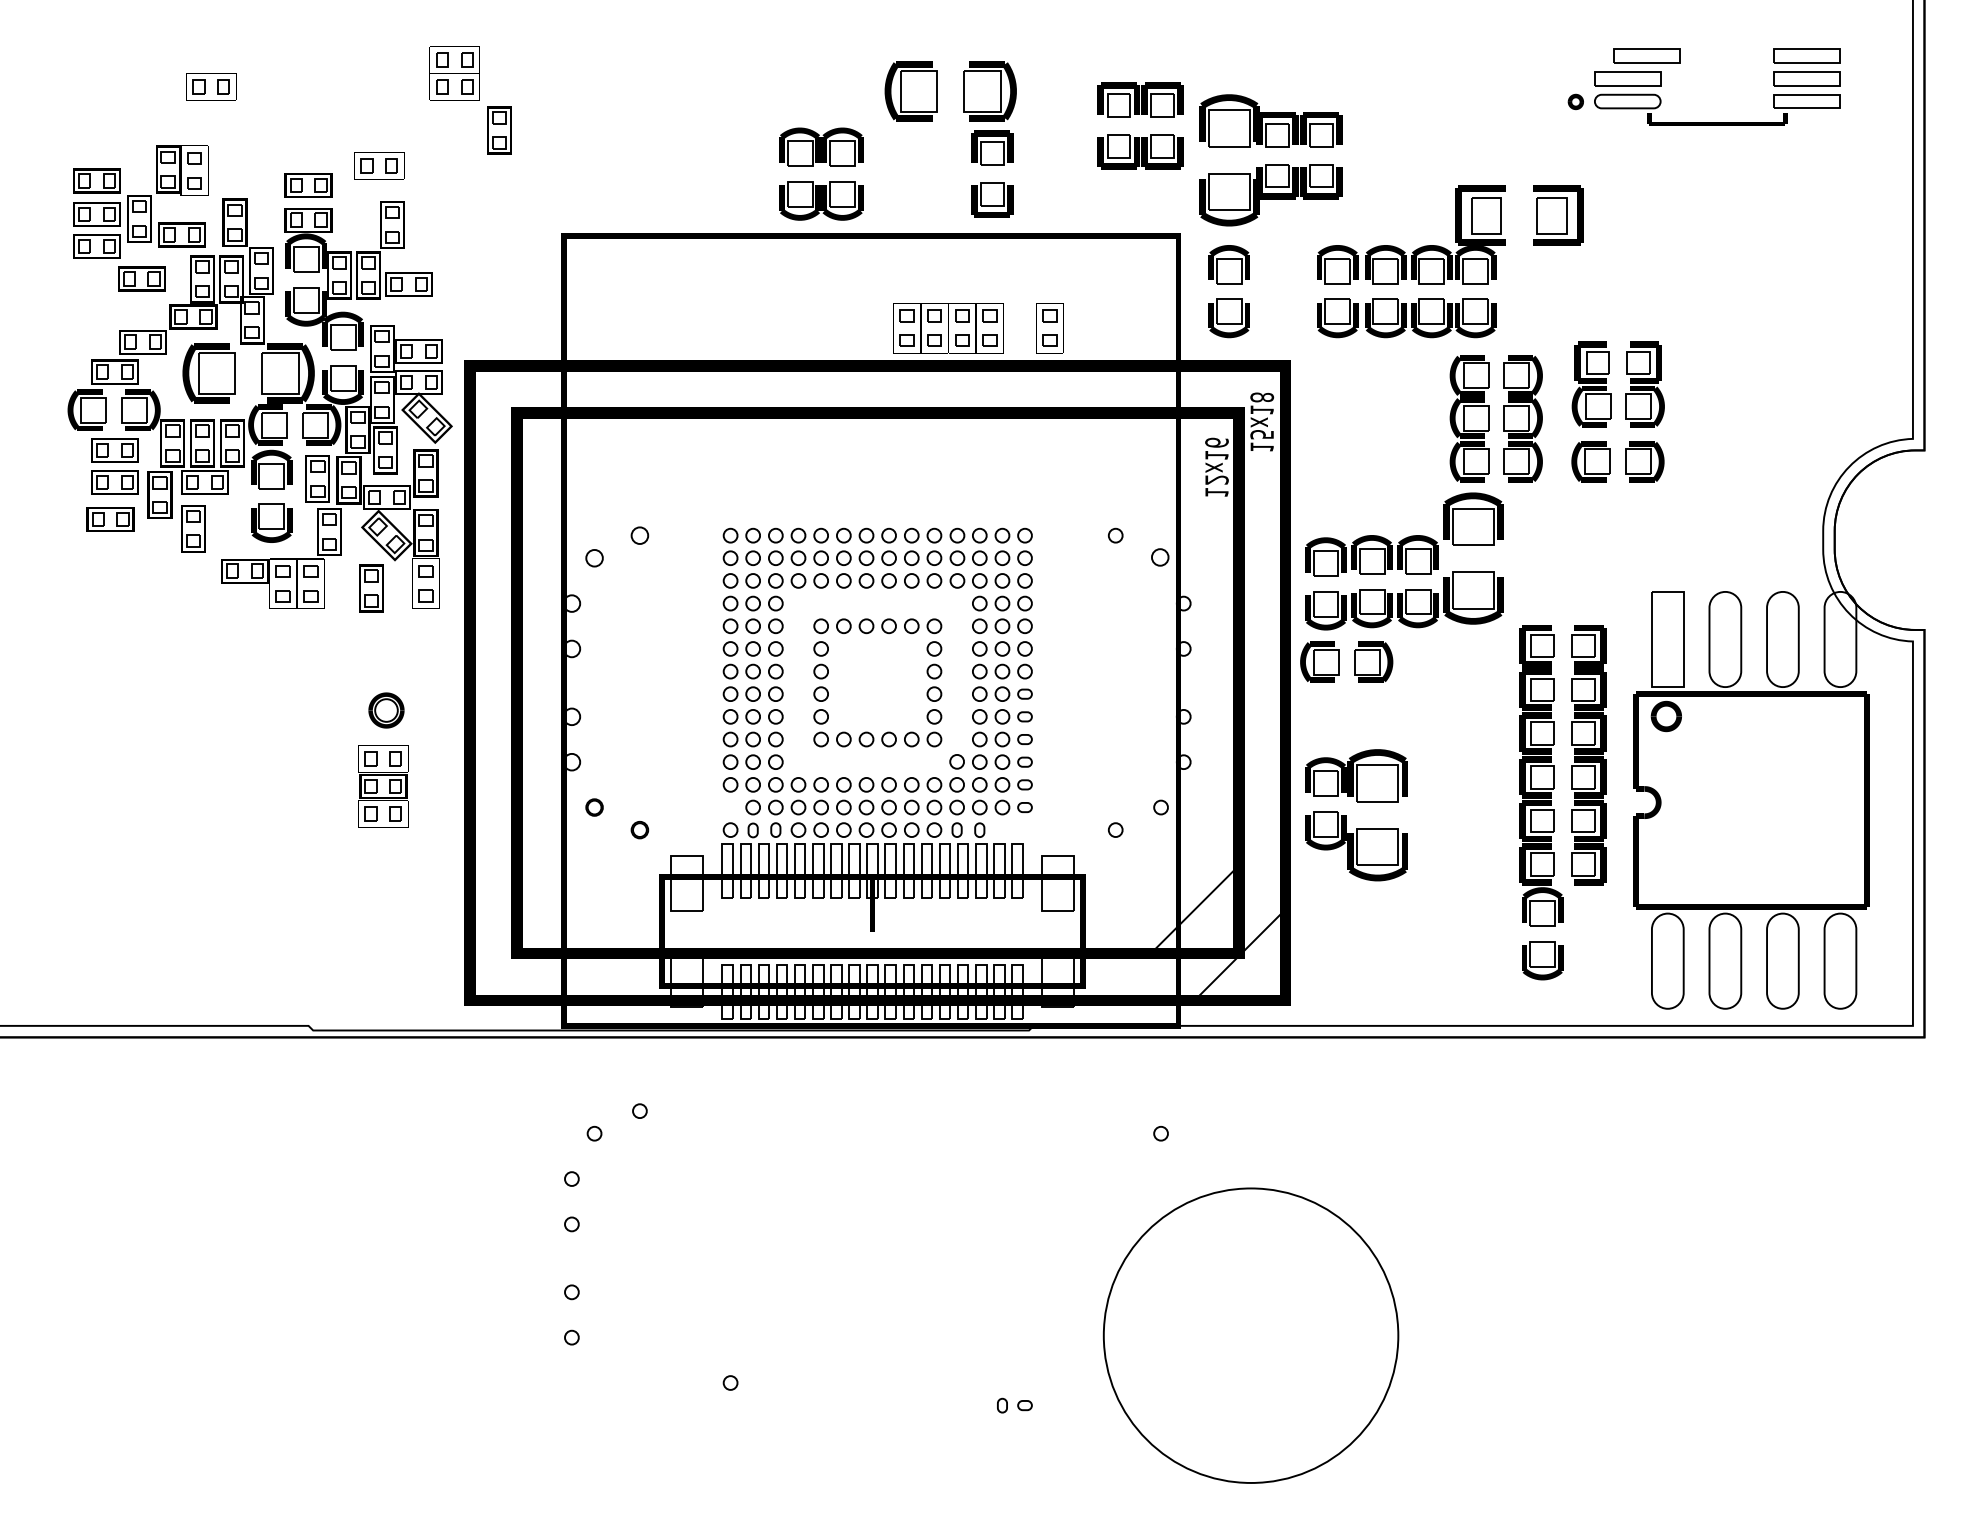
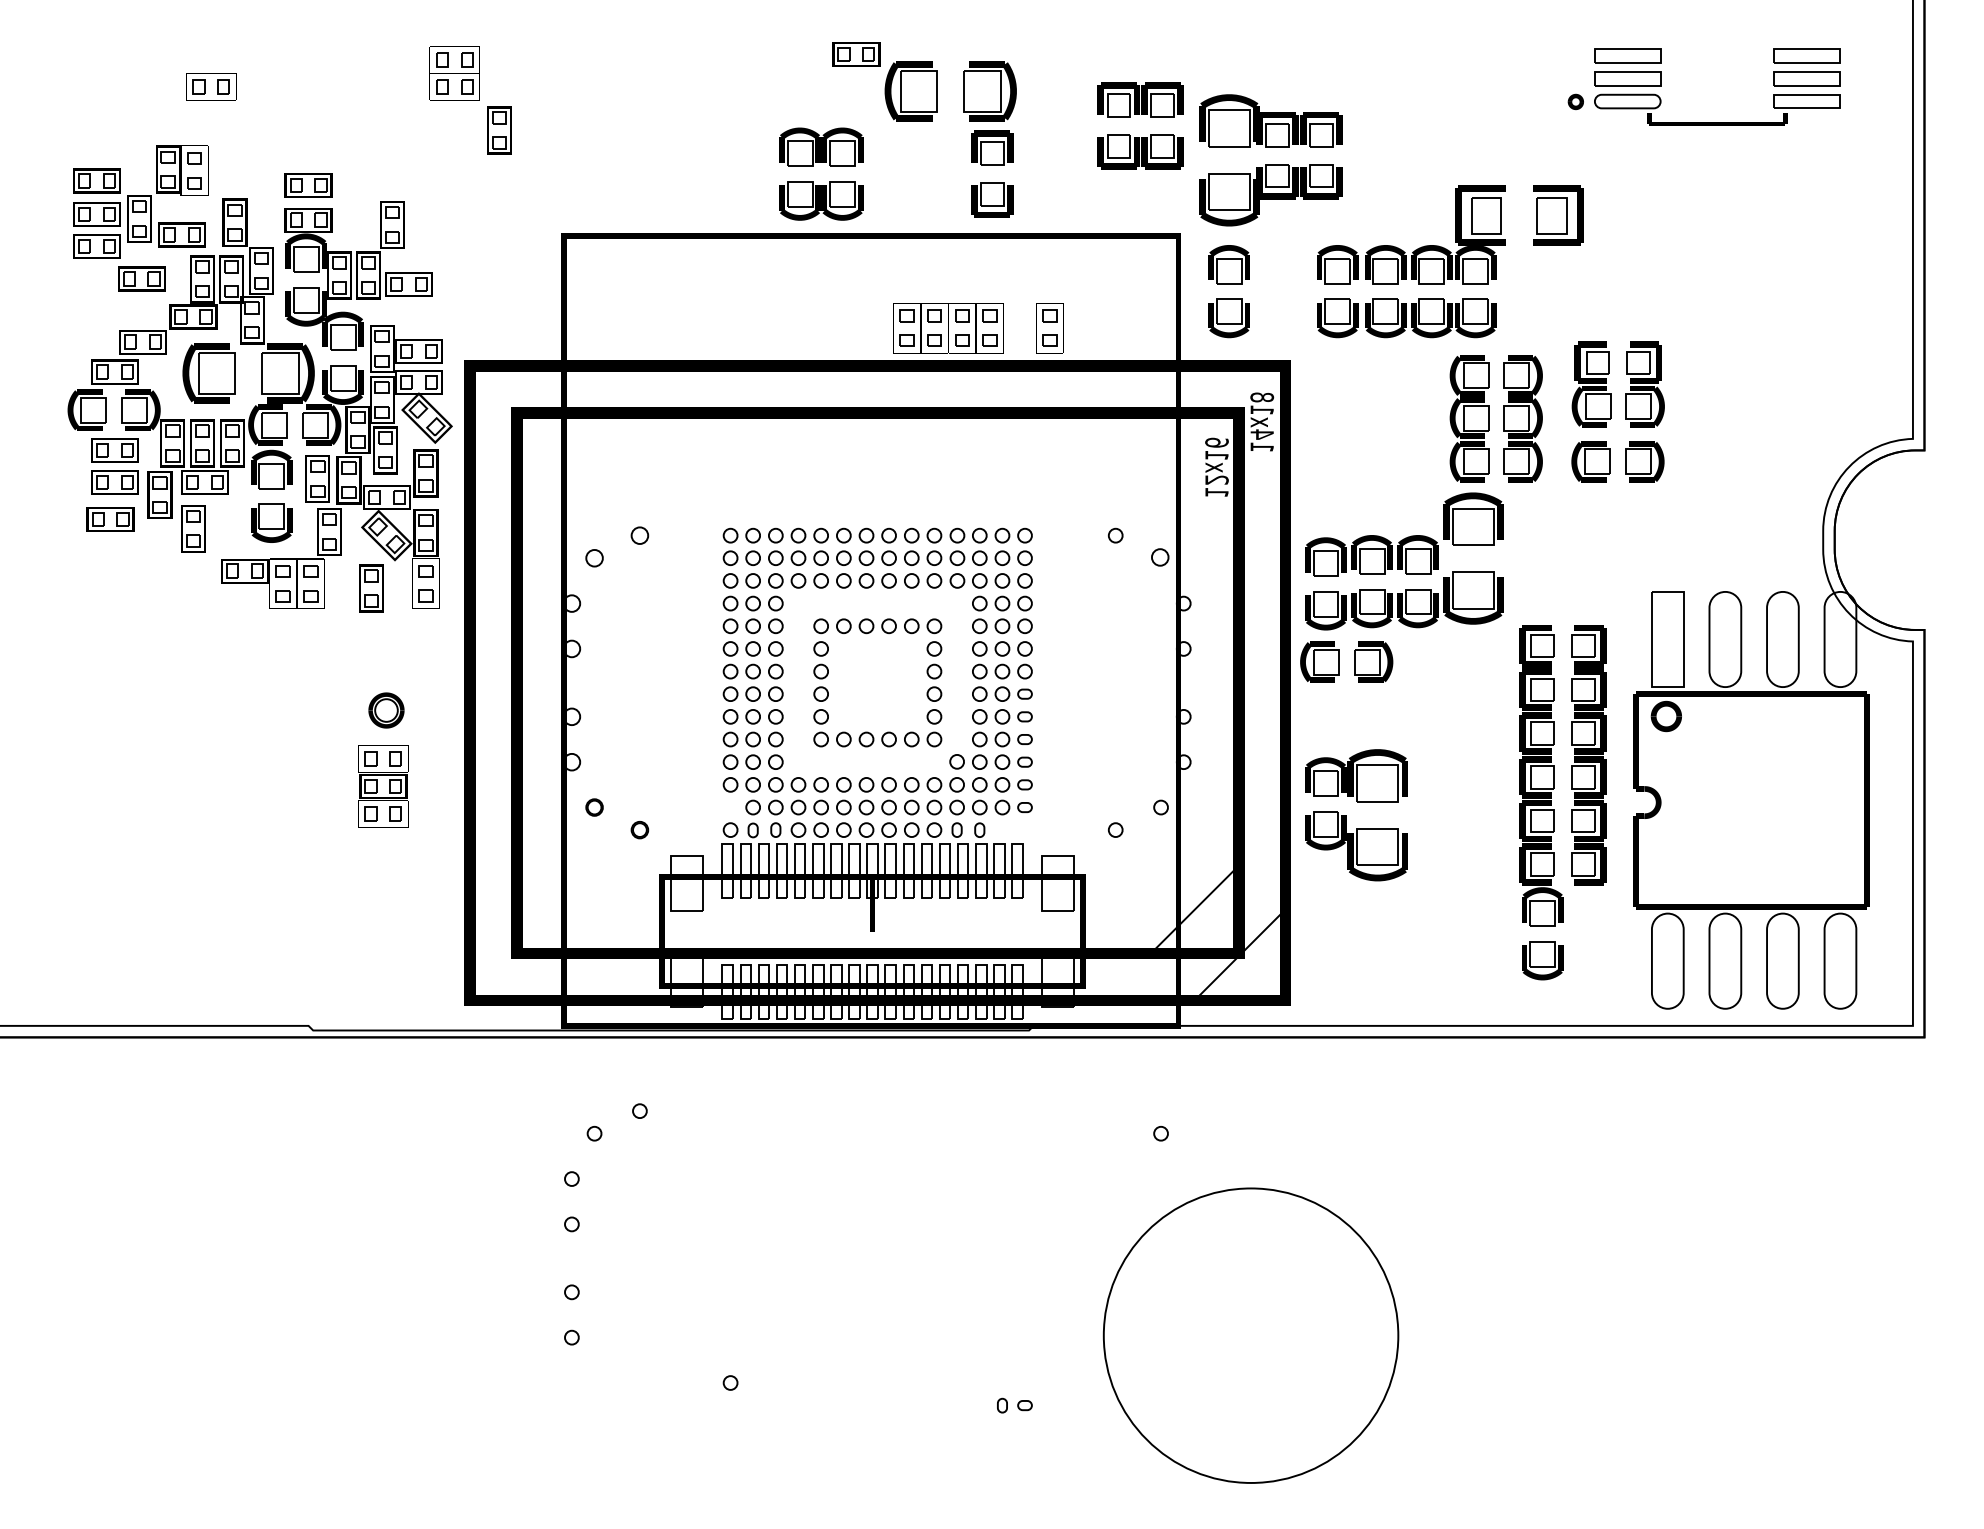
part: none -> present (856, 54)
part position: (1646, 55) -> (1627, 55) (1627, 55)
part: present -> none (379, 165)
text: 15x18 -> 14x18 (1261, 434)
